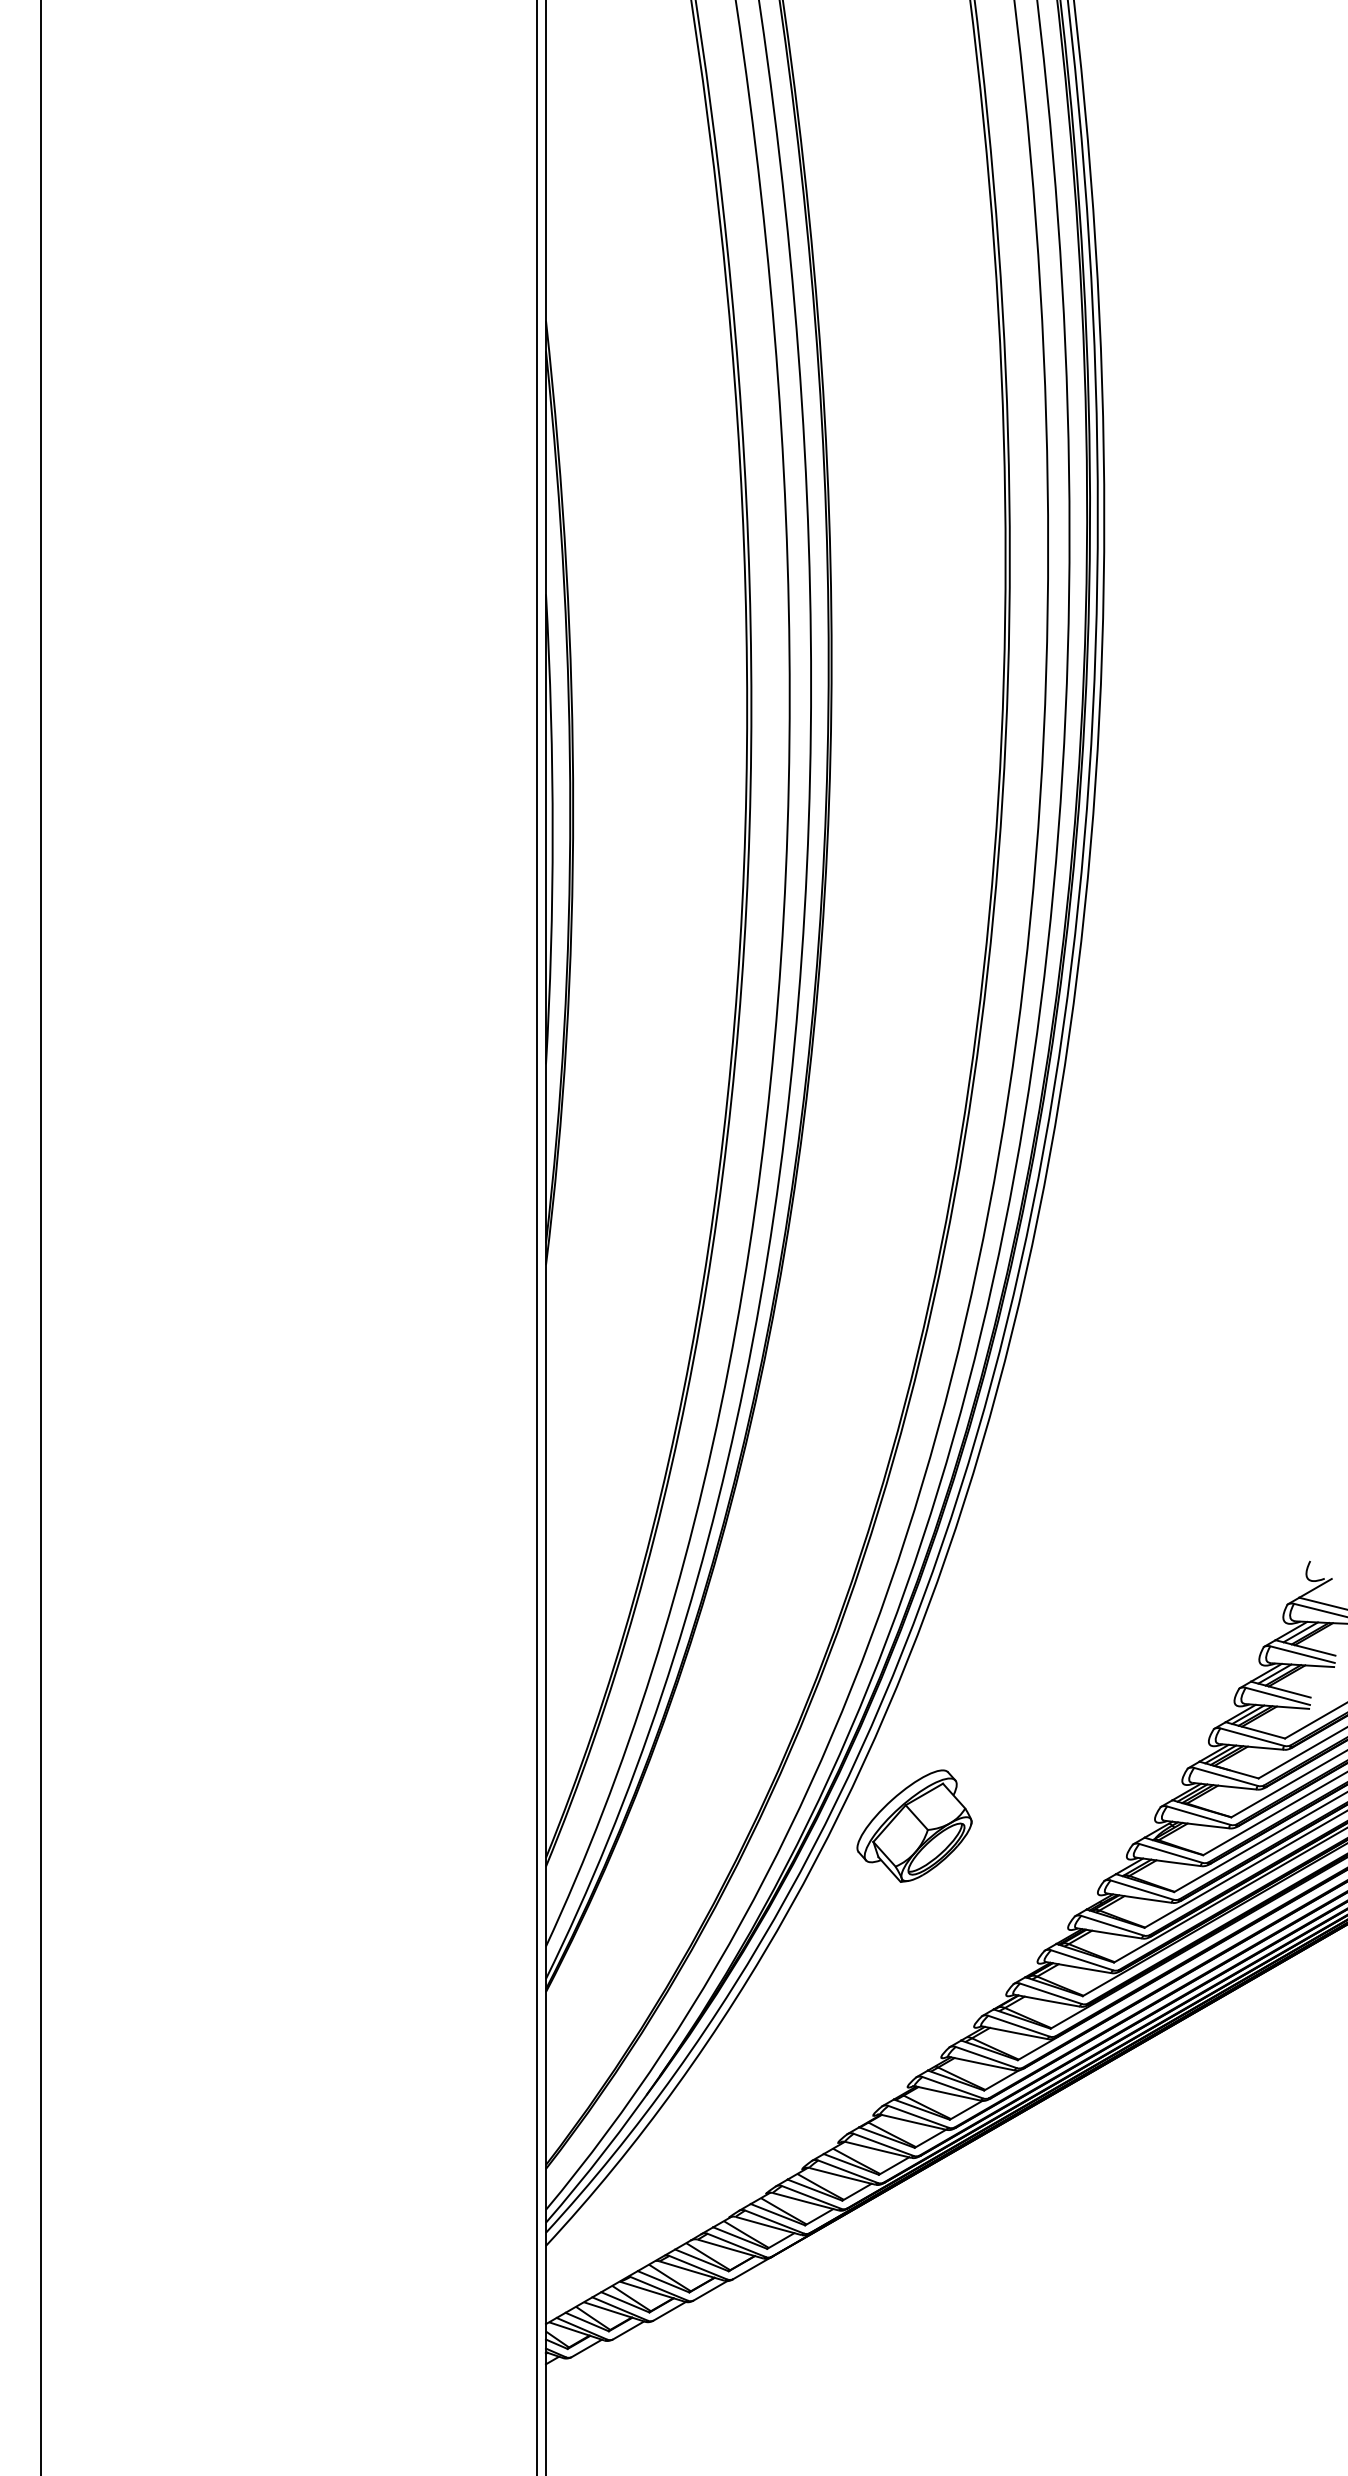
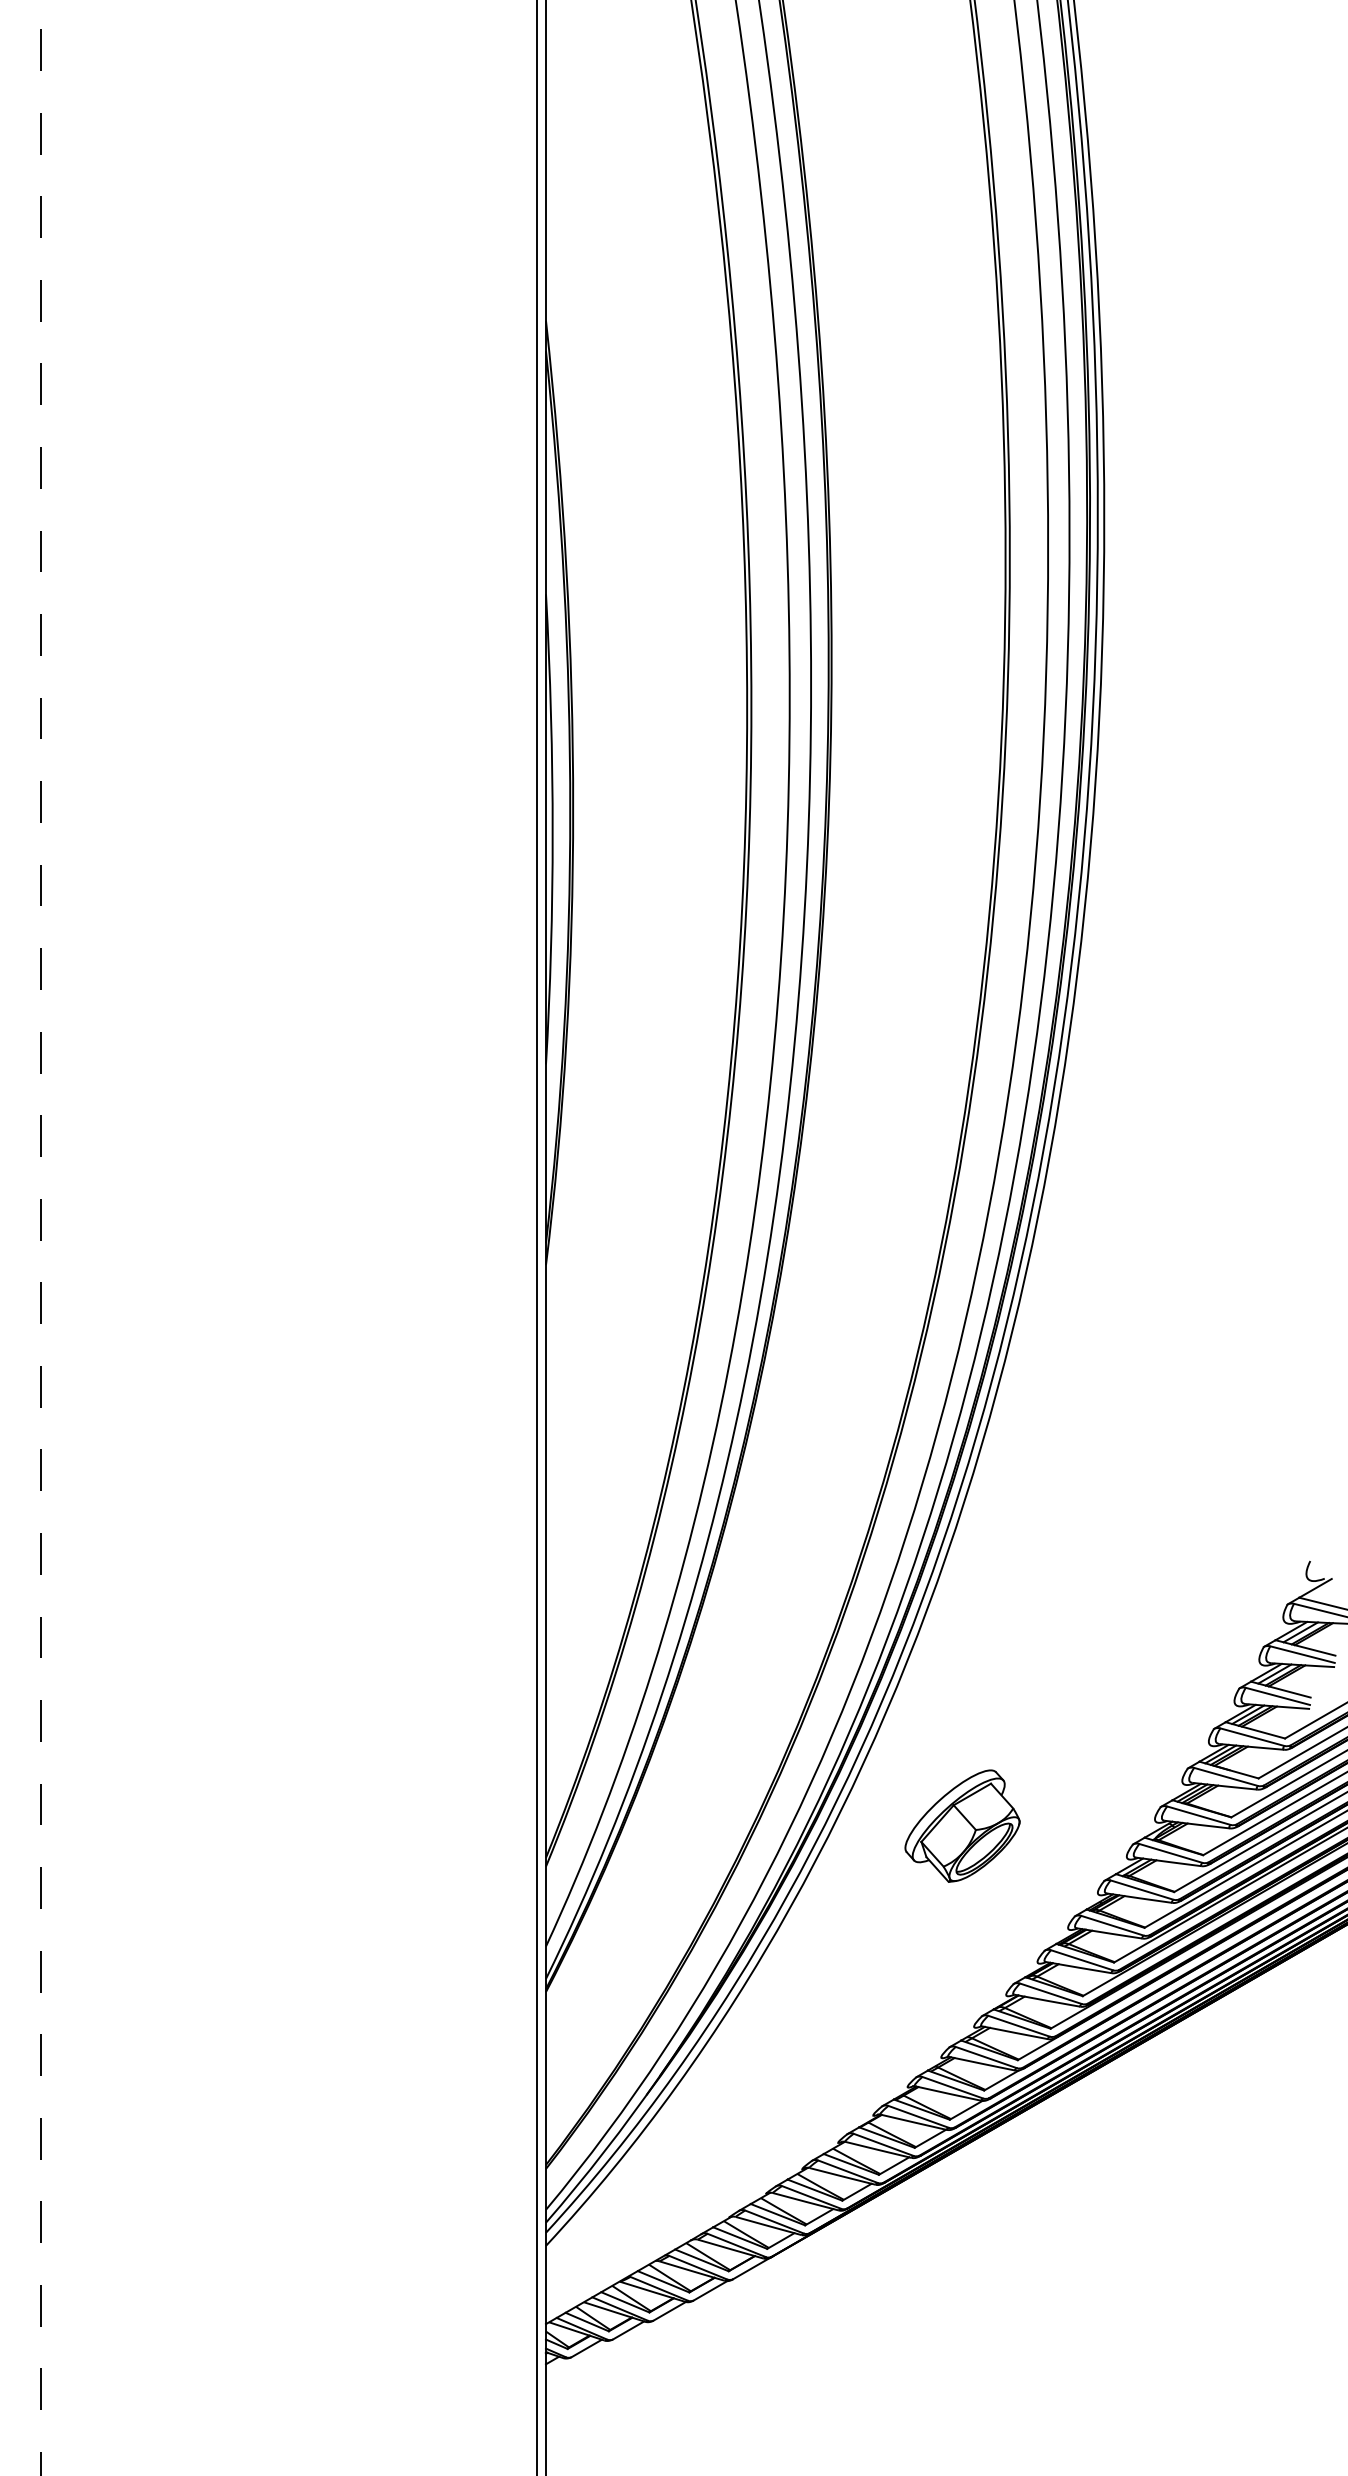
line: solid -> dashed (41, 1237)
part position: (914, 1825) -> (962, 1825) (962, 1825)
